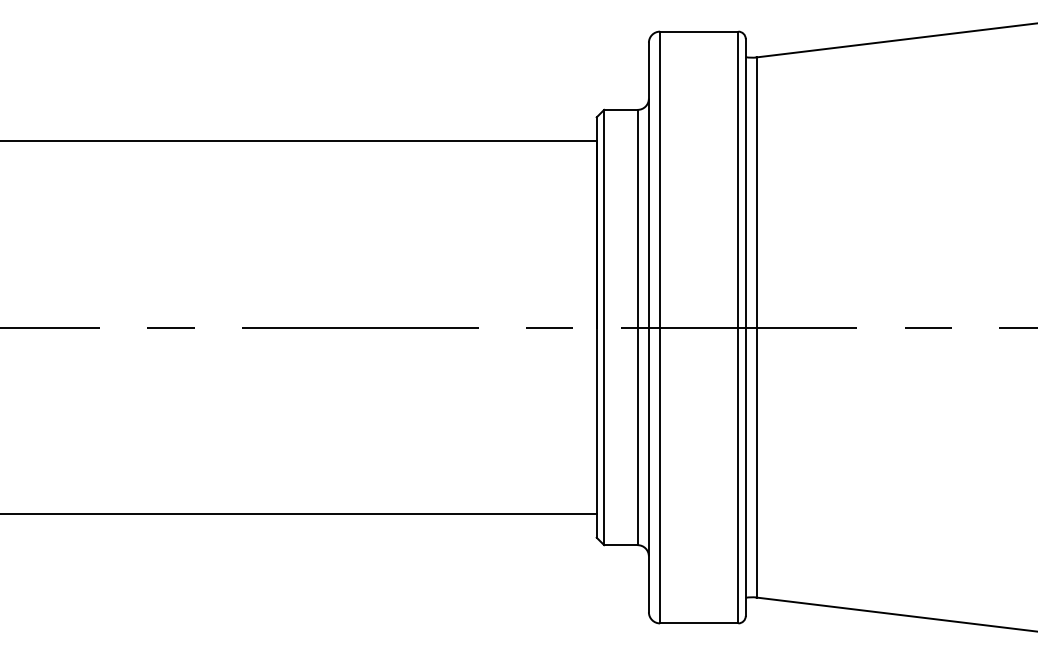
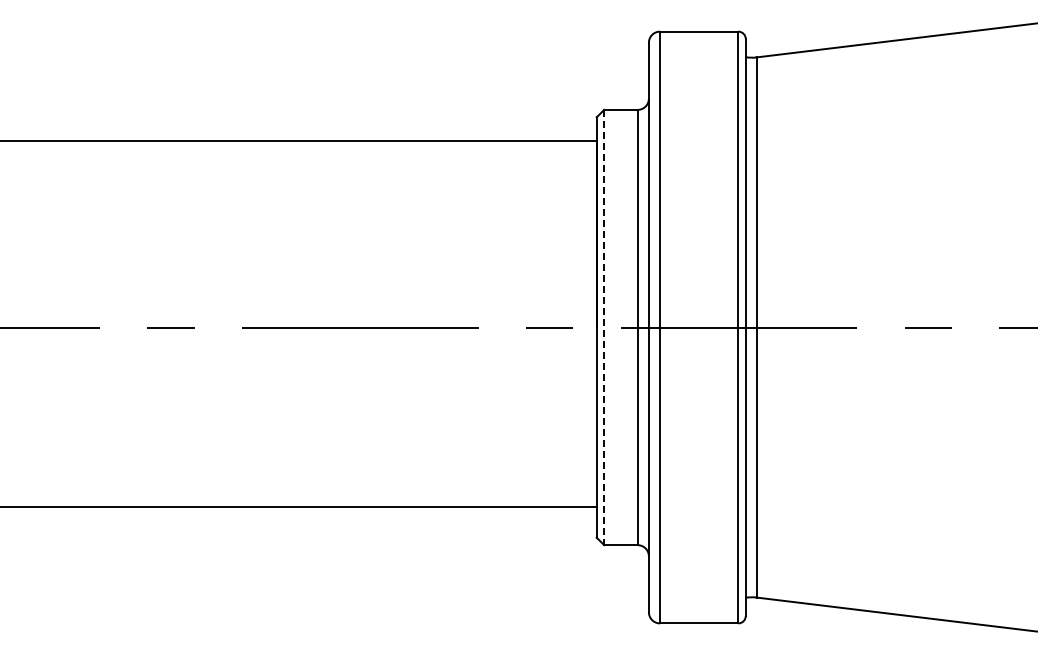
line: solid -> dashed (604, 327)
line position: (299, 513) -> (299, 506) (299, 506)
